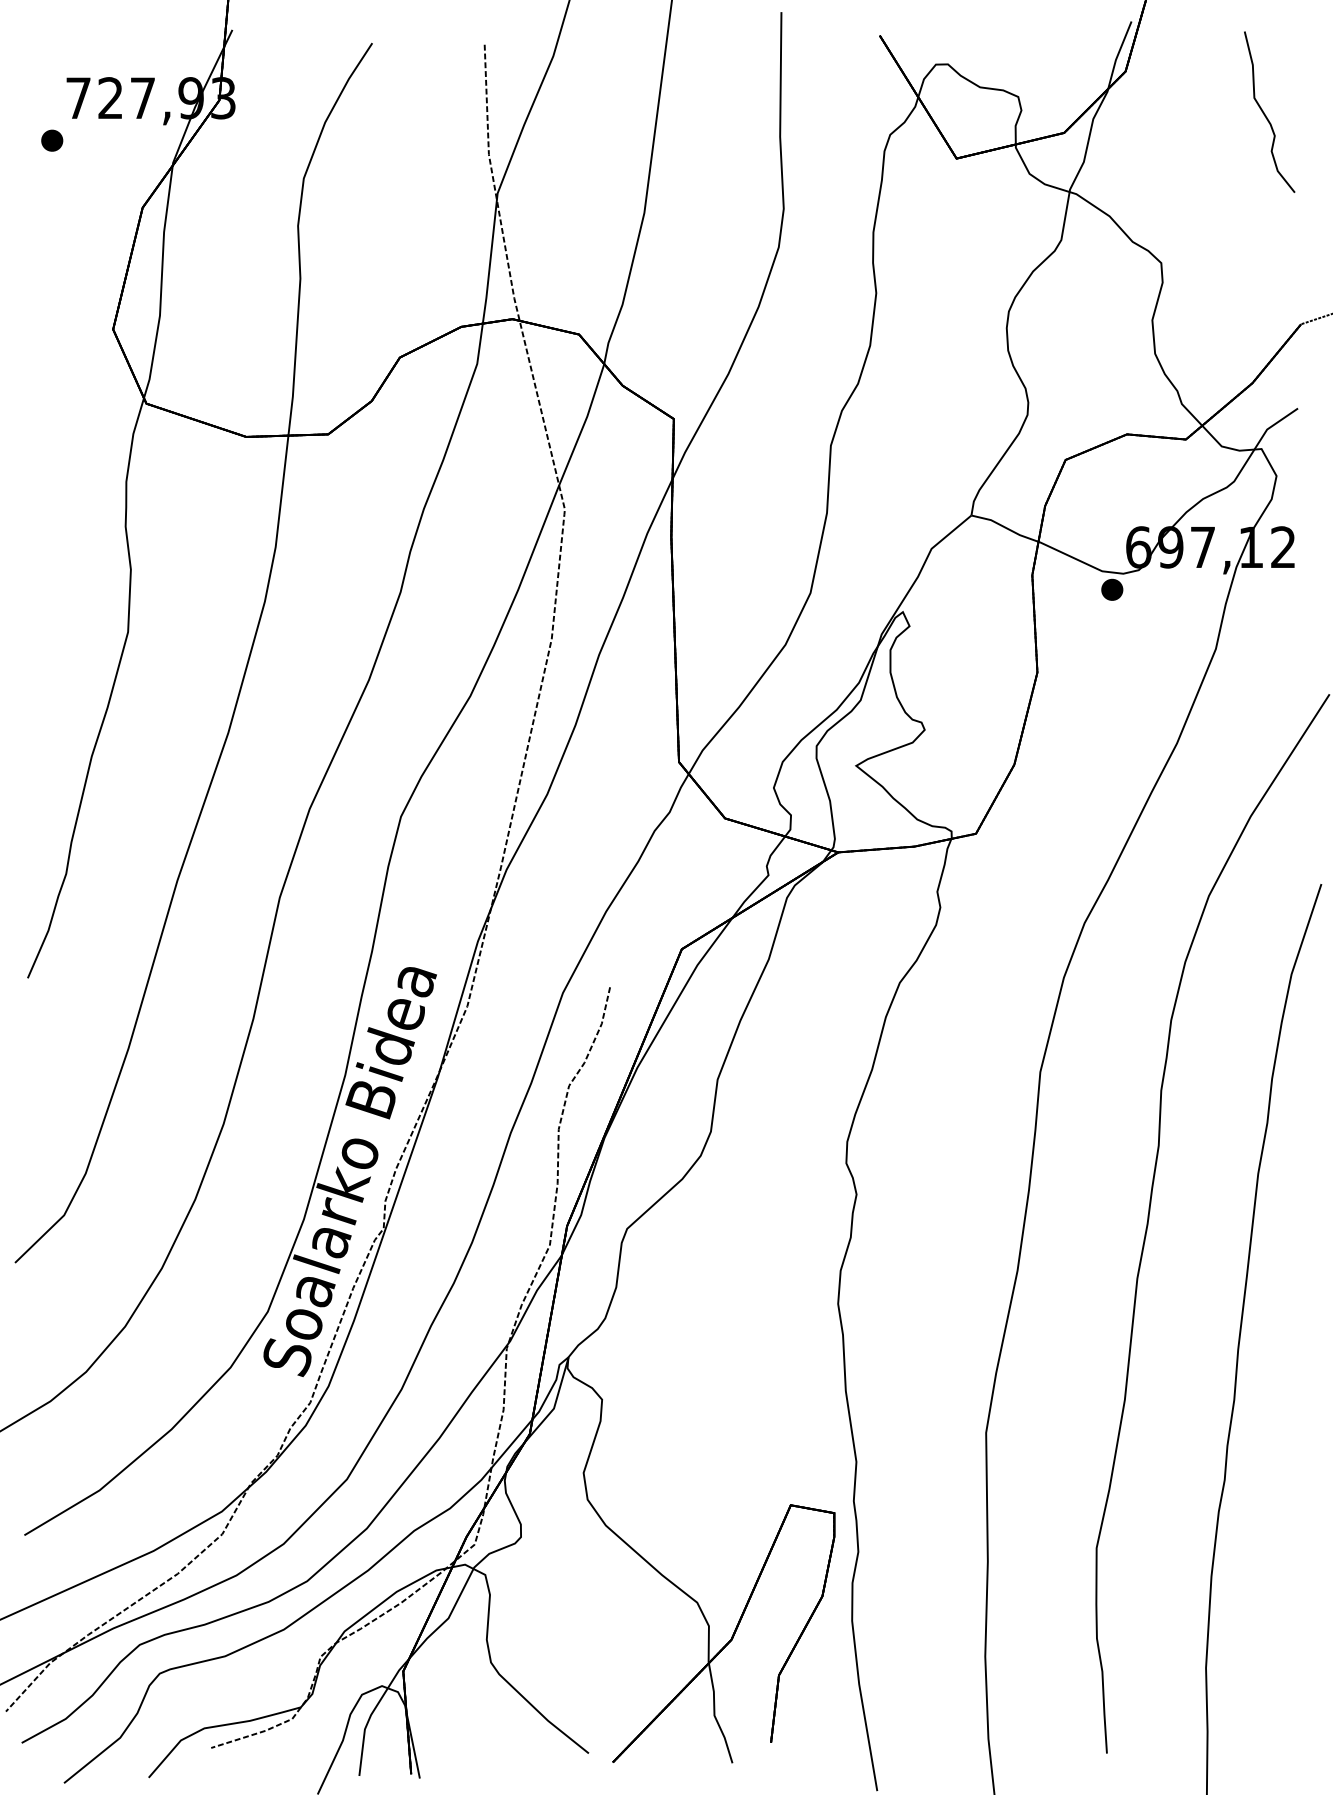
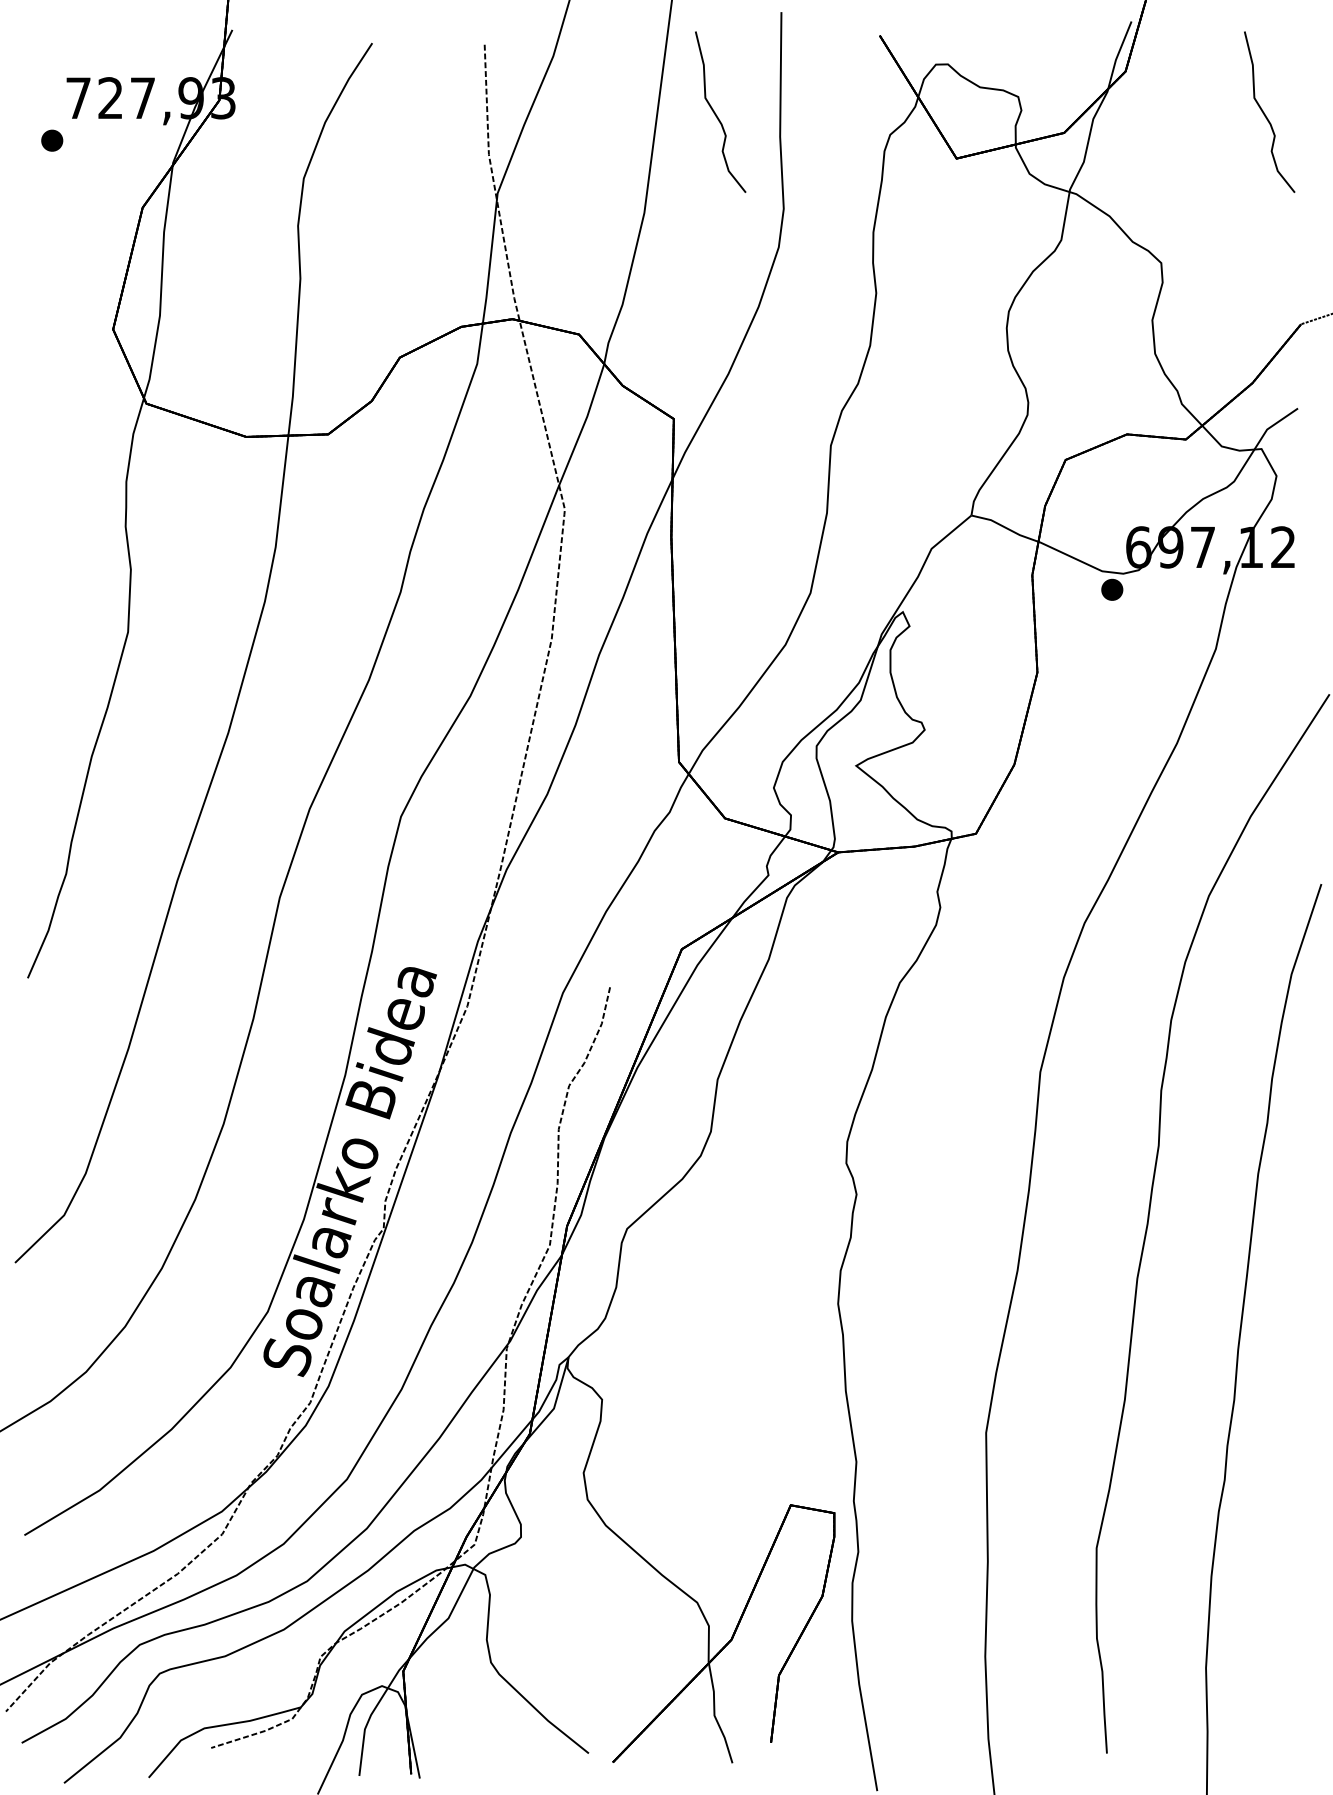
curve: none -> present (716, 114)
